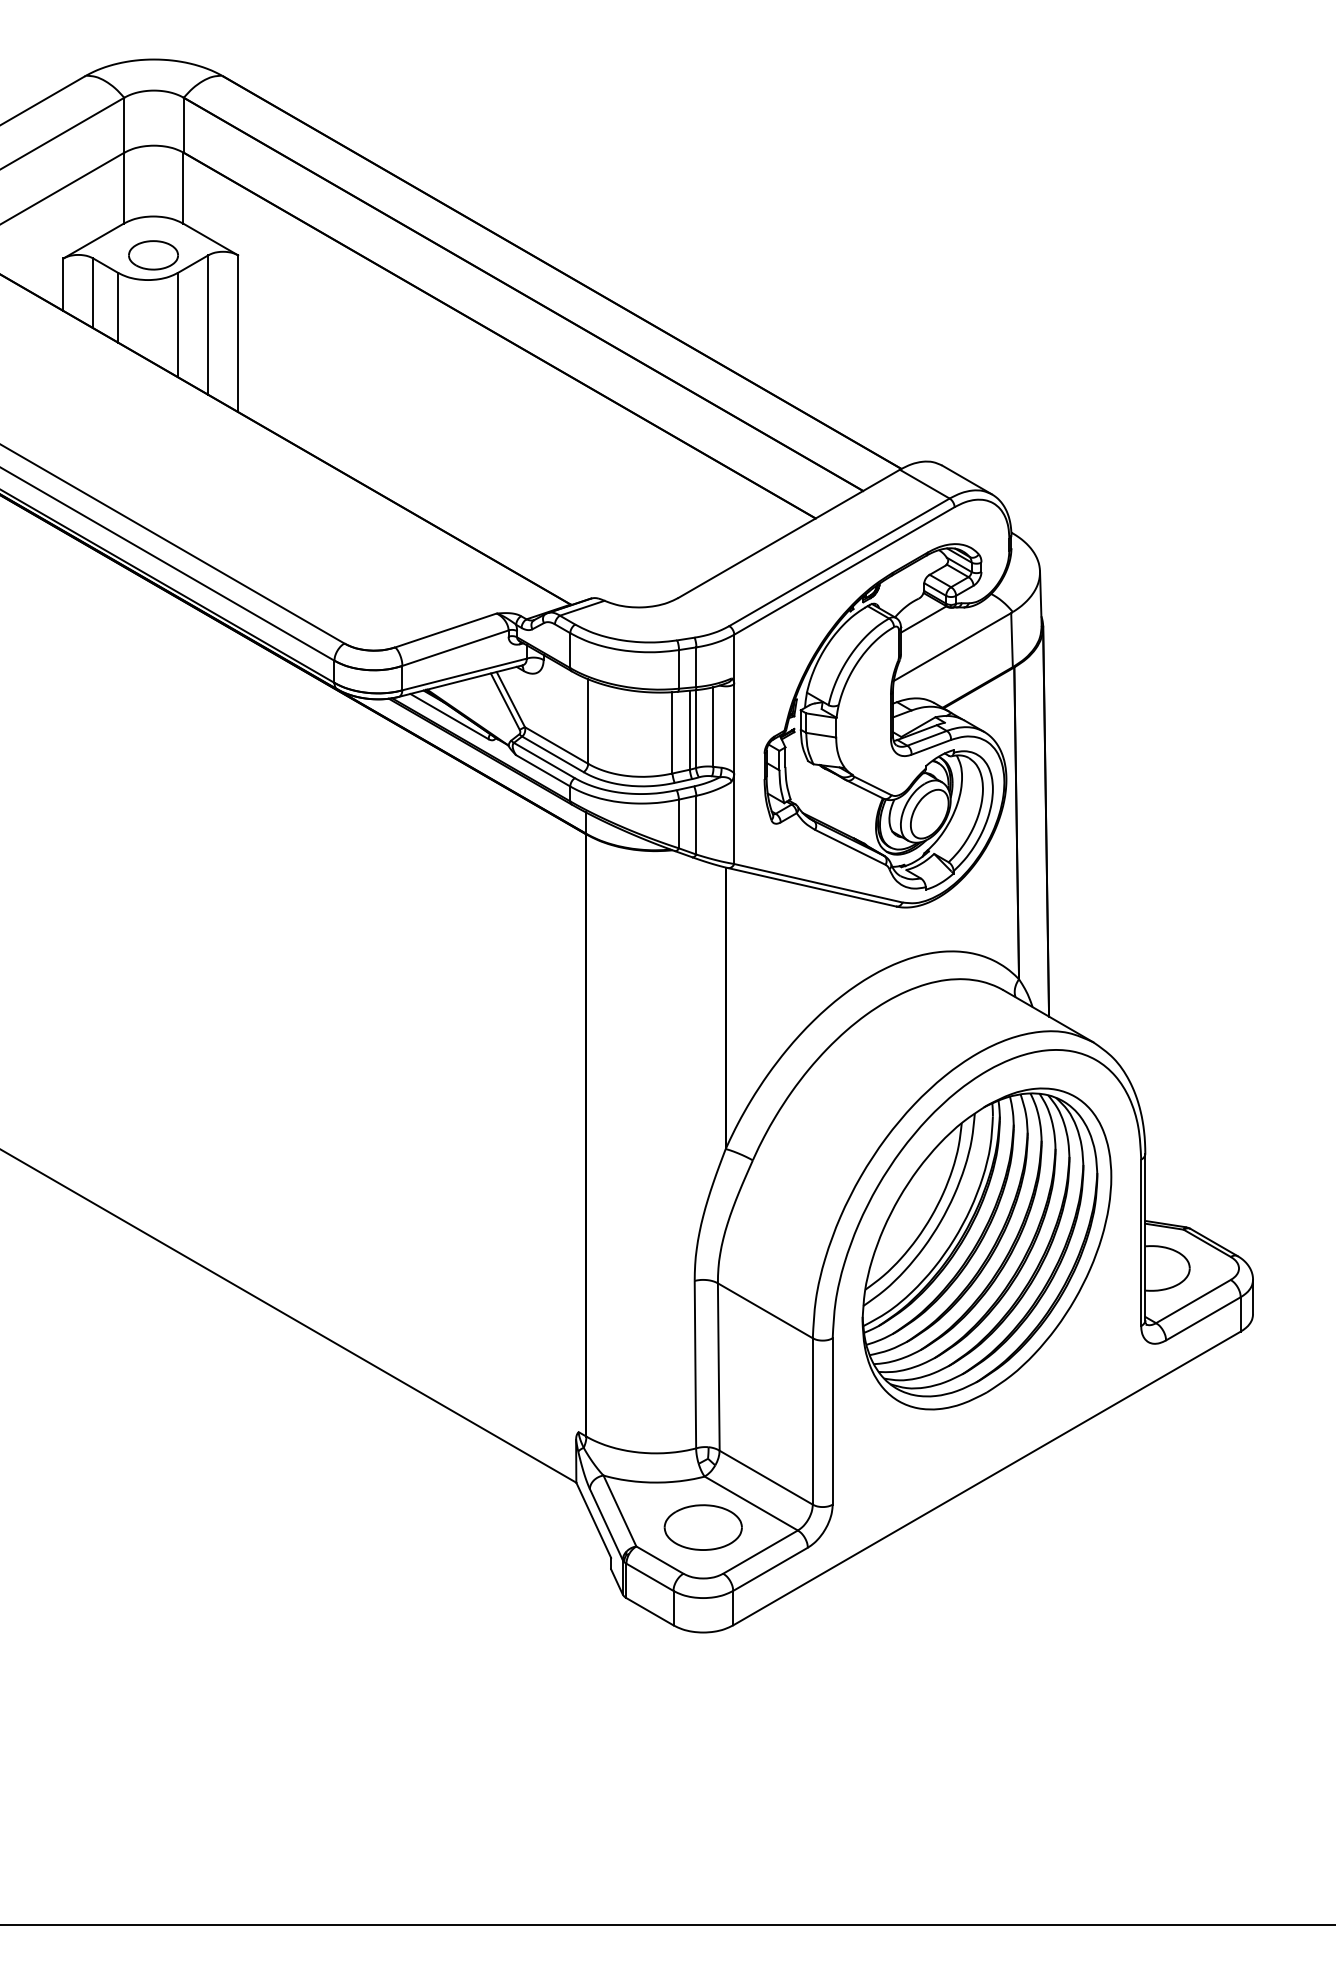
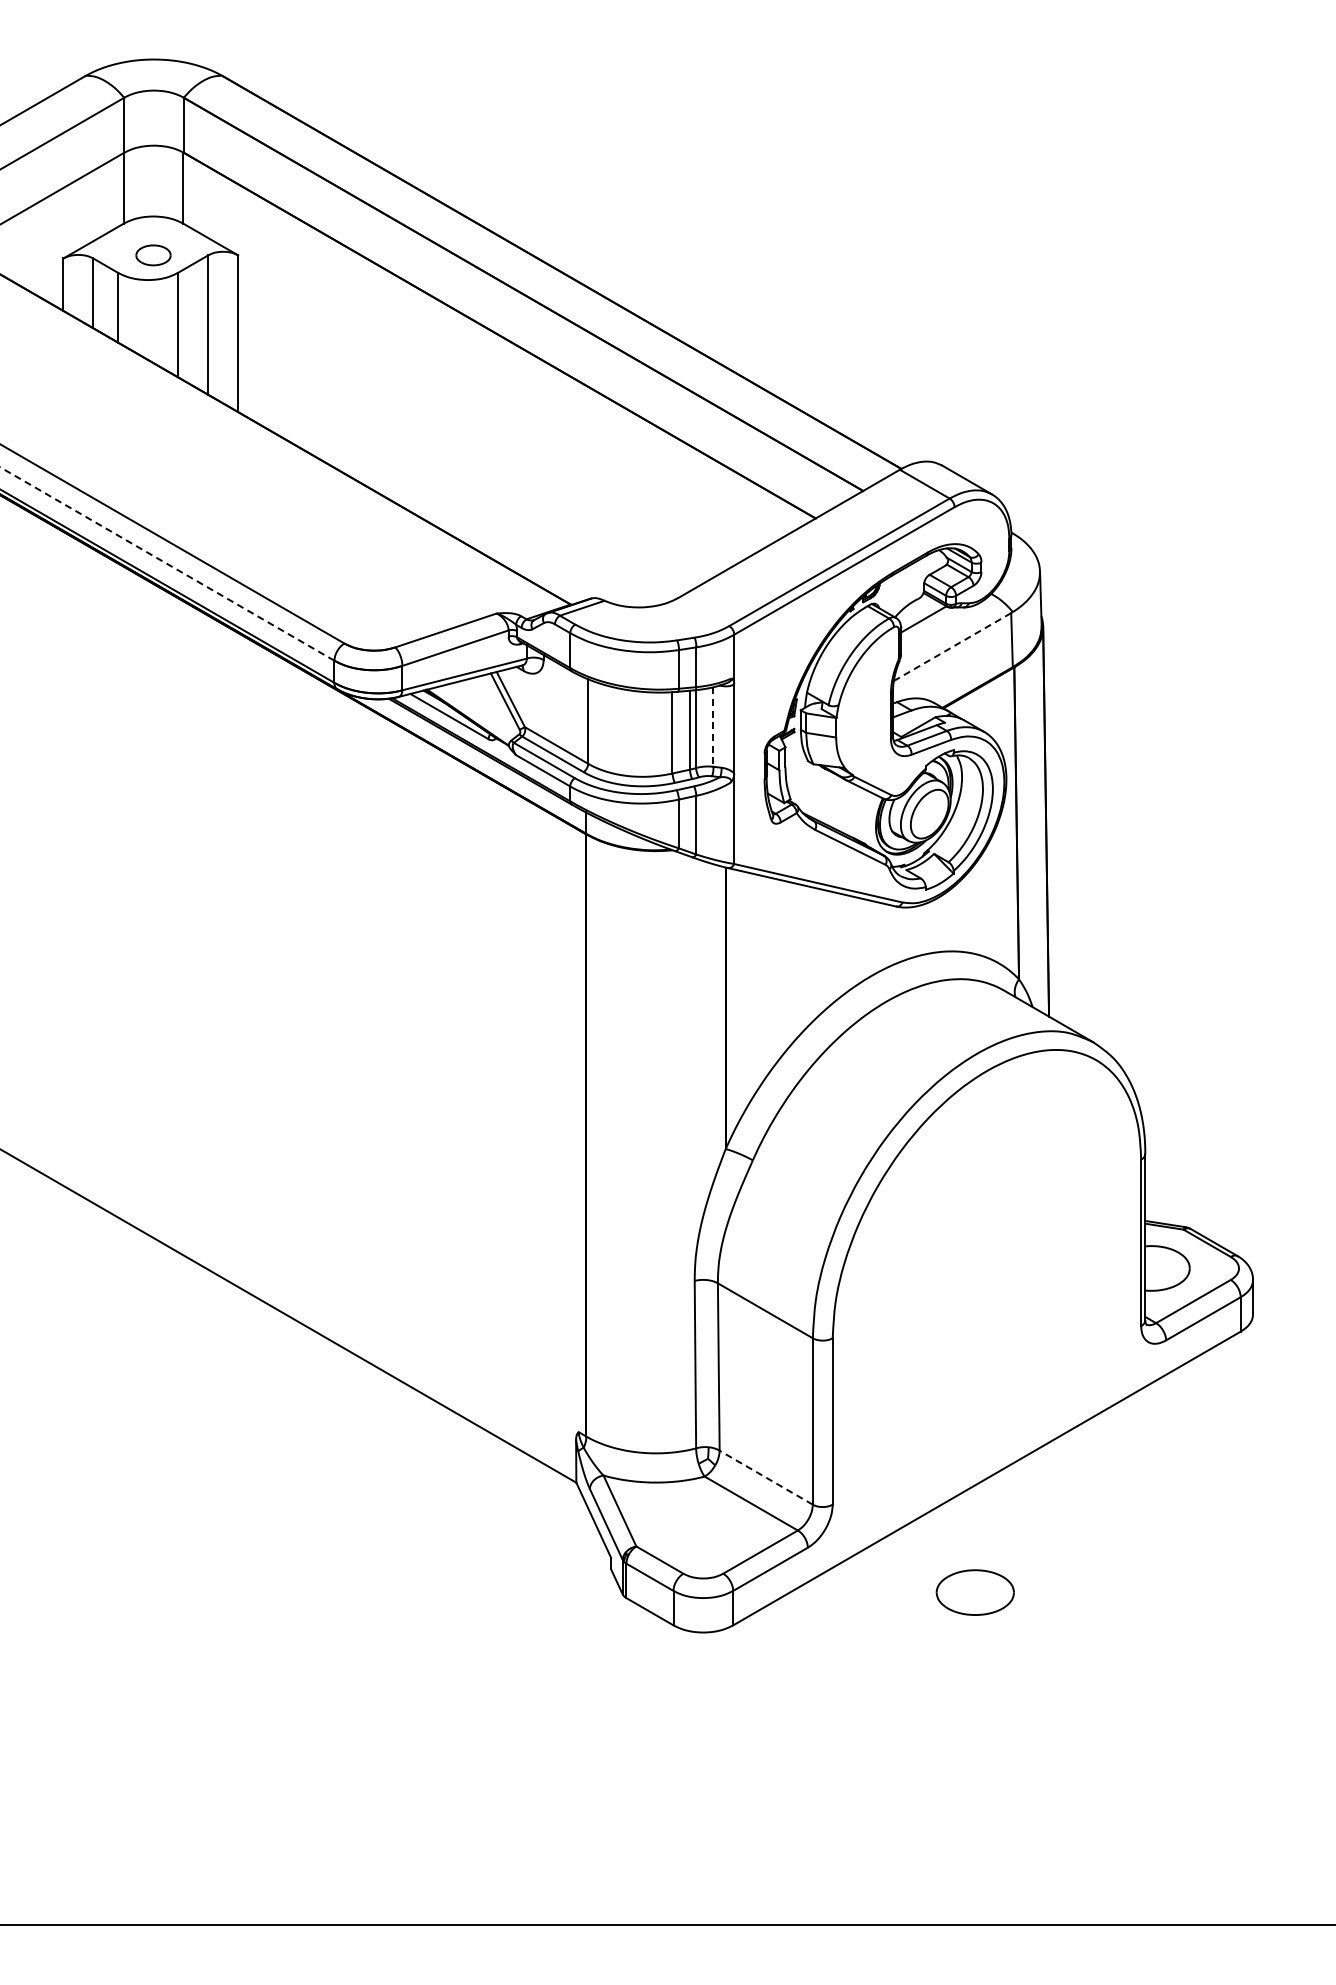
part size: 51x31 px -> 37x23 px (153, 255)
line: solid -> dashed (167, 564)
line: solid -> dashed (952, 647)
line: solid -> dashed (713, 727)
part: present -> none (986, 1248)
line: solid -> dashed (766, 1477)
part position: (702, 1527) -> (974, 1592) (974, 1592)
